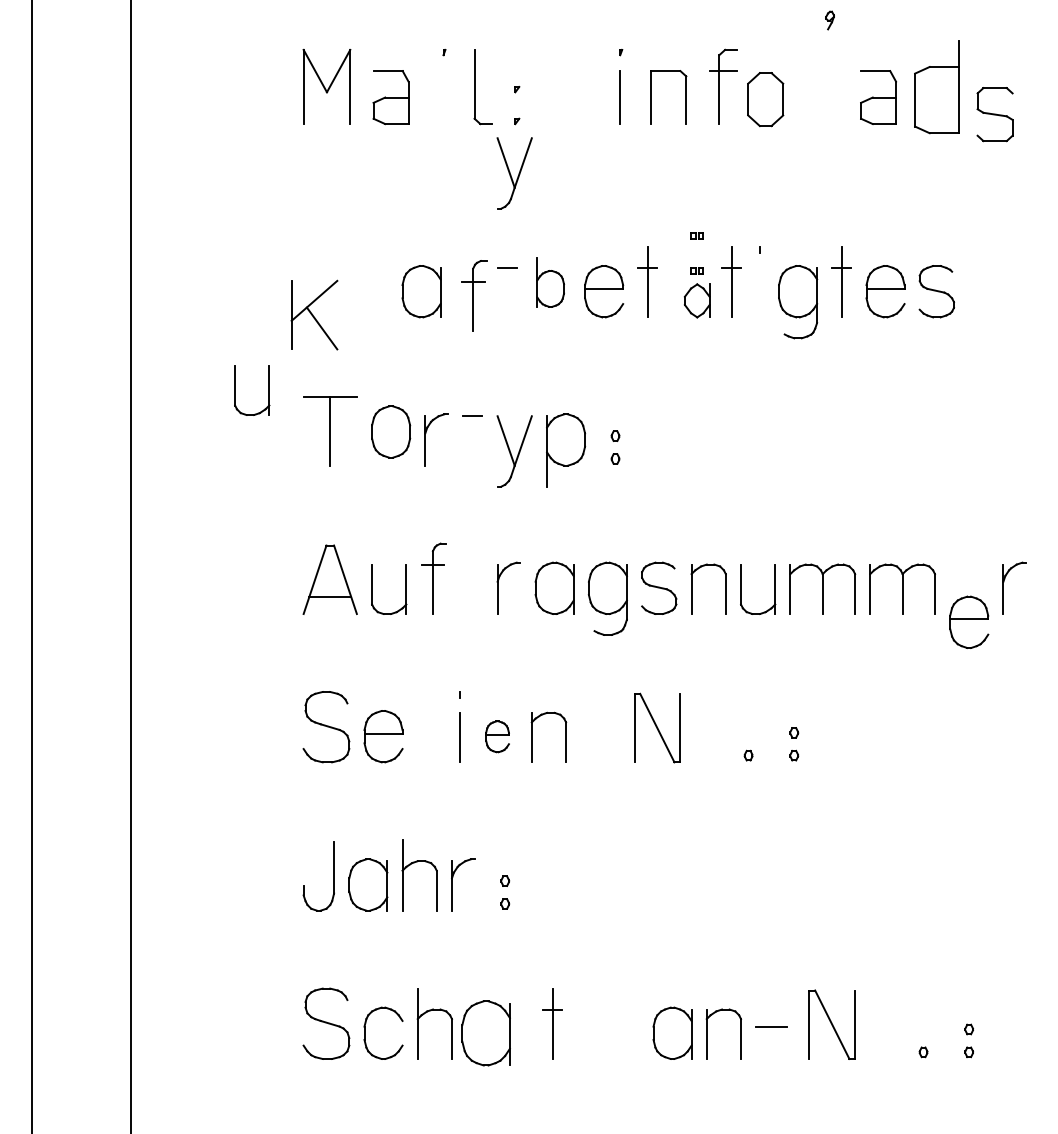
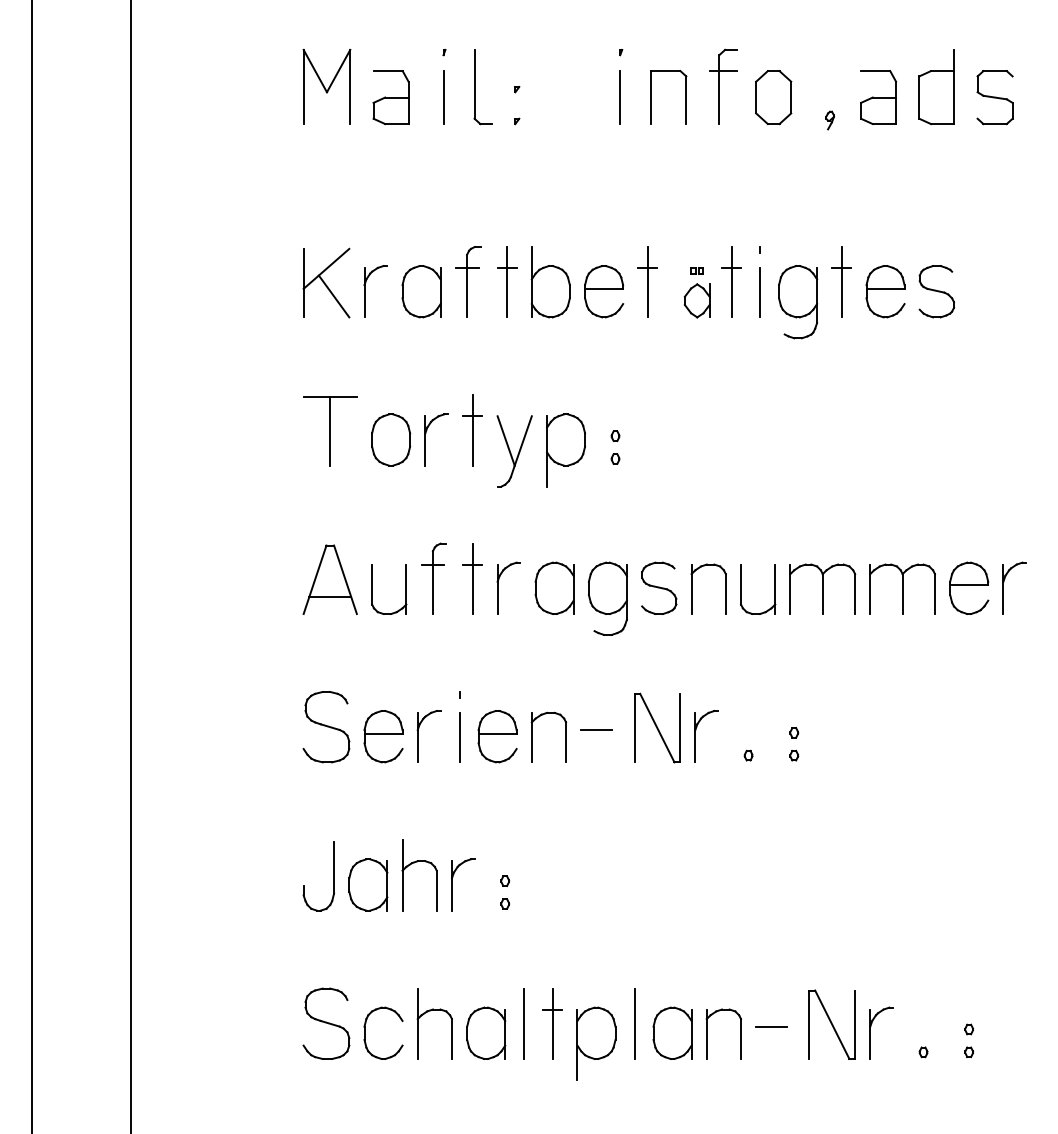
part position: (829, 20) -> (829, 120) (829, 120)
part size: 46x95 px -> 37x77 px (936, 87)
line: none -> present (443, 97)
part position: (765, 99) -> (773, 97) (773, 97)
part position: (994, 114) -> (994, 97) (994, 97)
part: present -> none (514, 173)
part: present -> none (696, 235)
line: none -> present (507, 282)
part size: 29x51 px -> 41x73 px (550, 282)
part: none -> present (365, 291)
line: none -> present (760, 292)
part position: (474, 295) -> (468, 281) (468, 281)
part position: (314, 314) -> (326, 282) (326, 282)
part: present -> none (268, 390)
line: none -> present (472, 430)
part position: (391, 431) -> (391, 439) (391, 439)
part: none -> present (472, 578)
part position: (969, 621) -> (969, 587) (969, 587)
line: none -> present (596, 730)
part: none -> present (418, 736)
part size: 25x34 px -> 41x54 px (497, 736)
part: none -> present (695, 736)
line: none -> present (524, 1023)
line: none -> present (634, 1023)
part: none -> present (870, 1032)
part size: 50x67 px -> 41x54 px (486, 1032)
part: none -> present (596, 1043)
